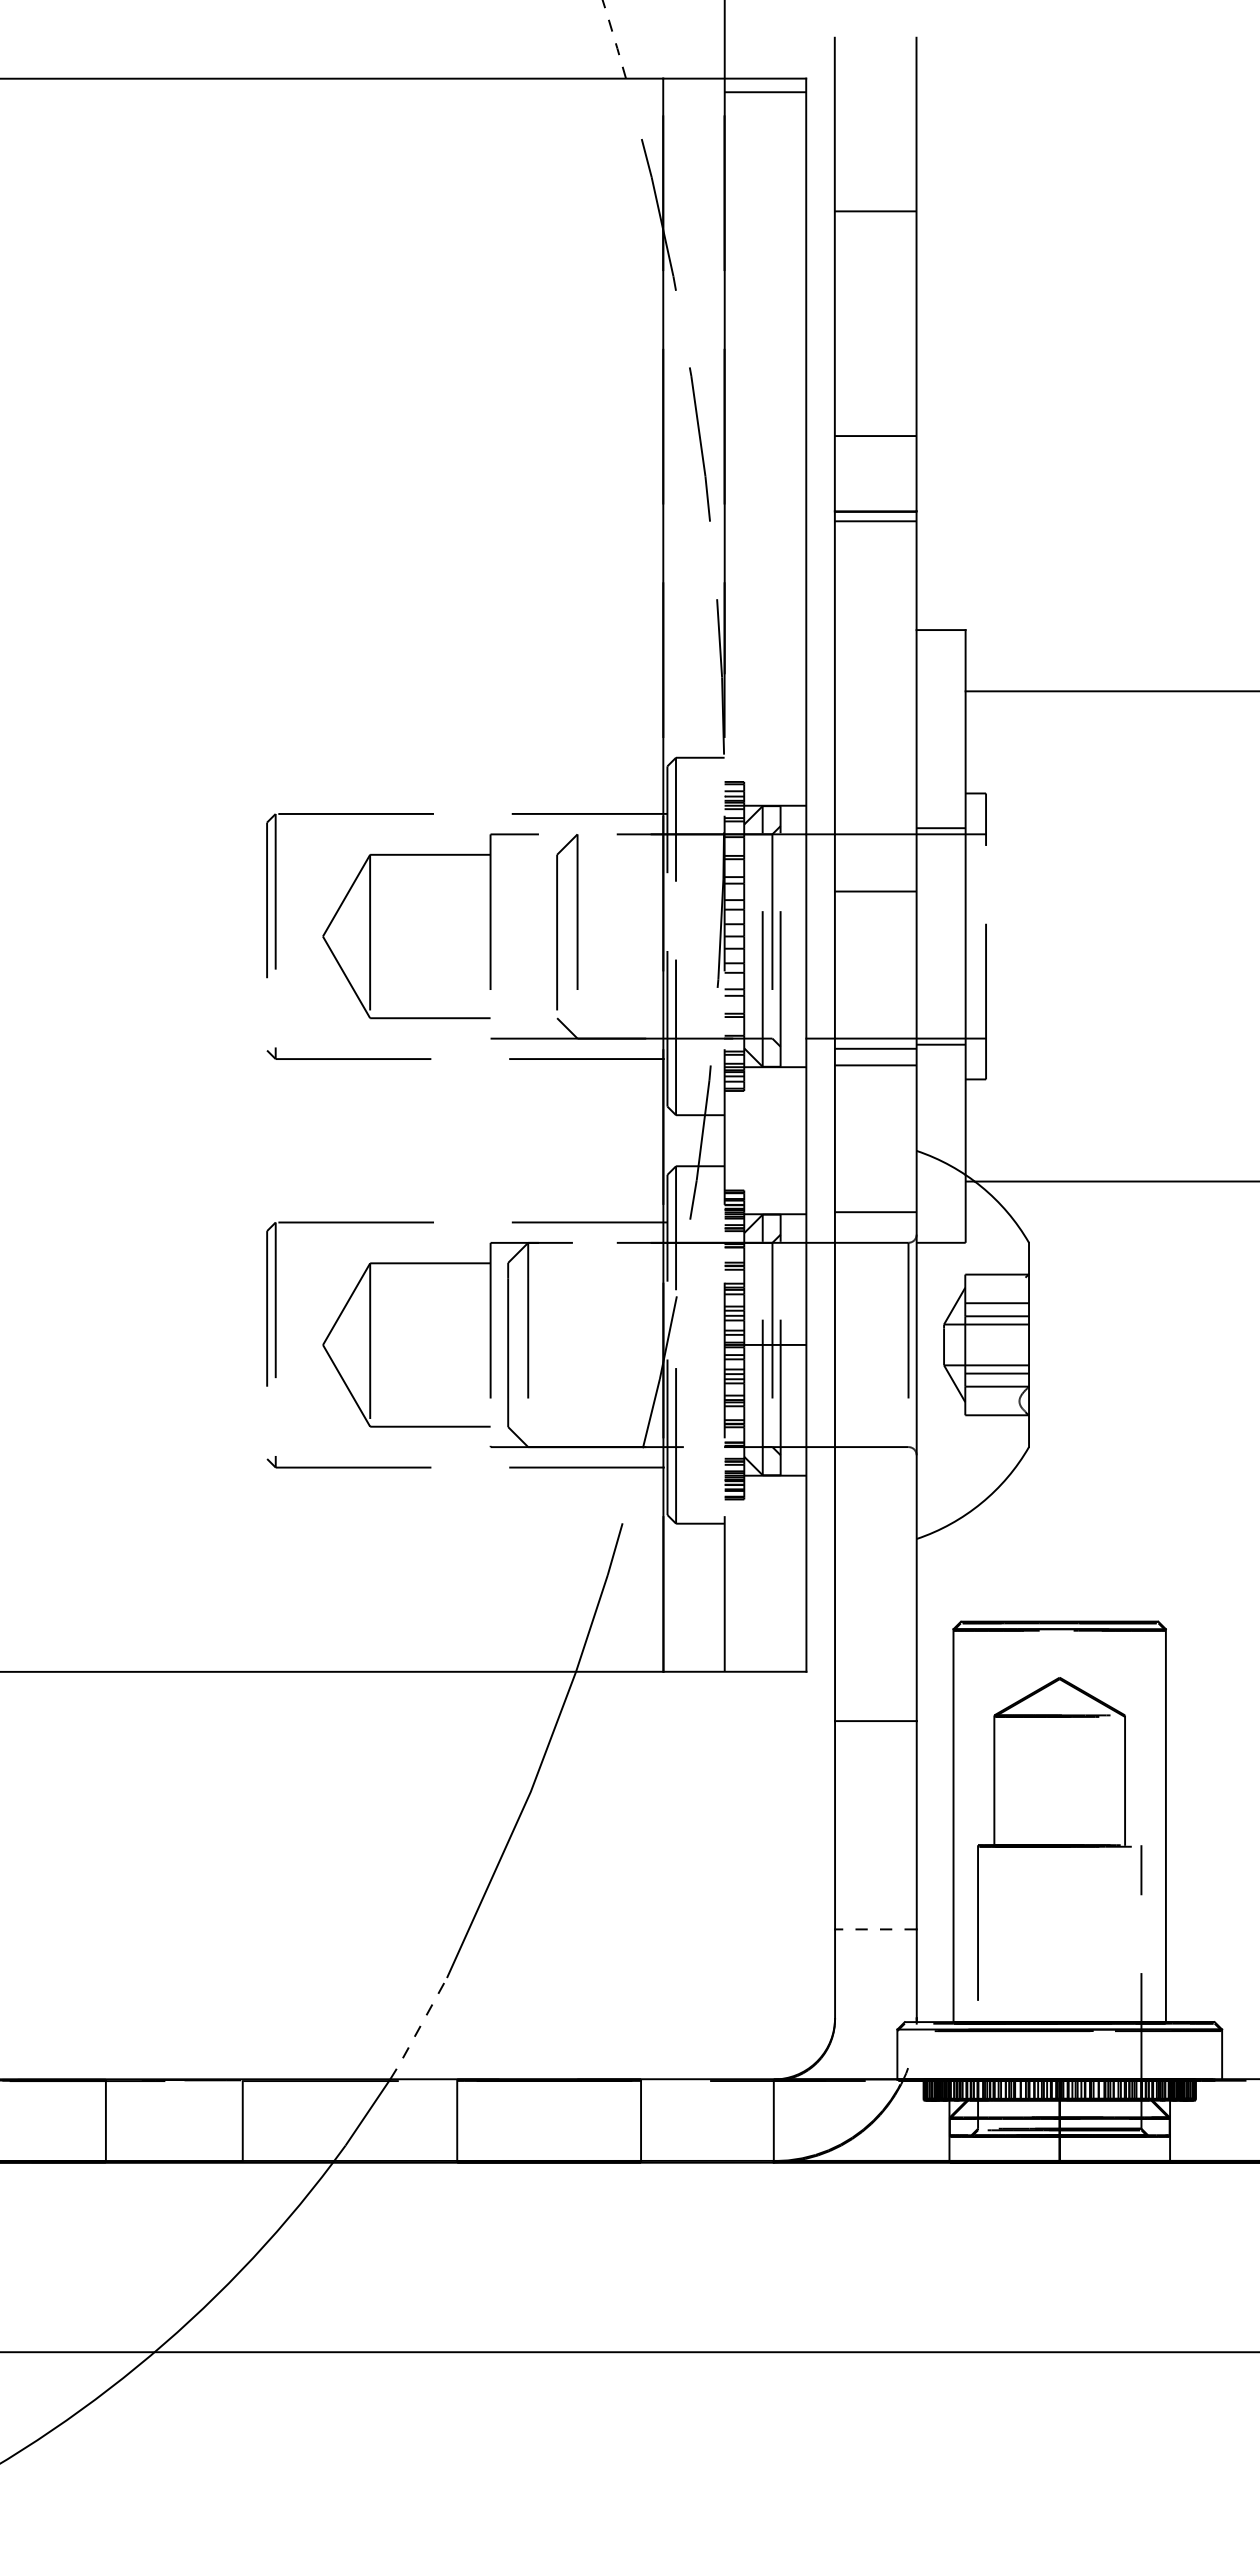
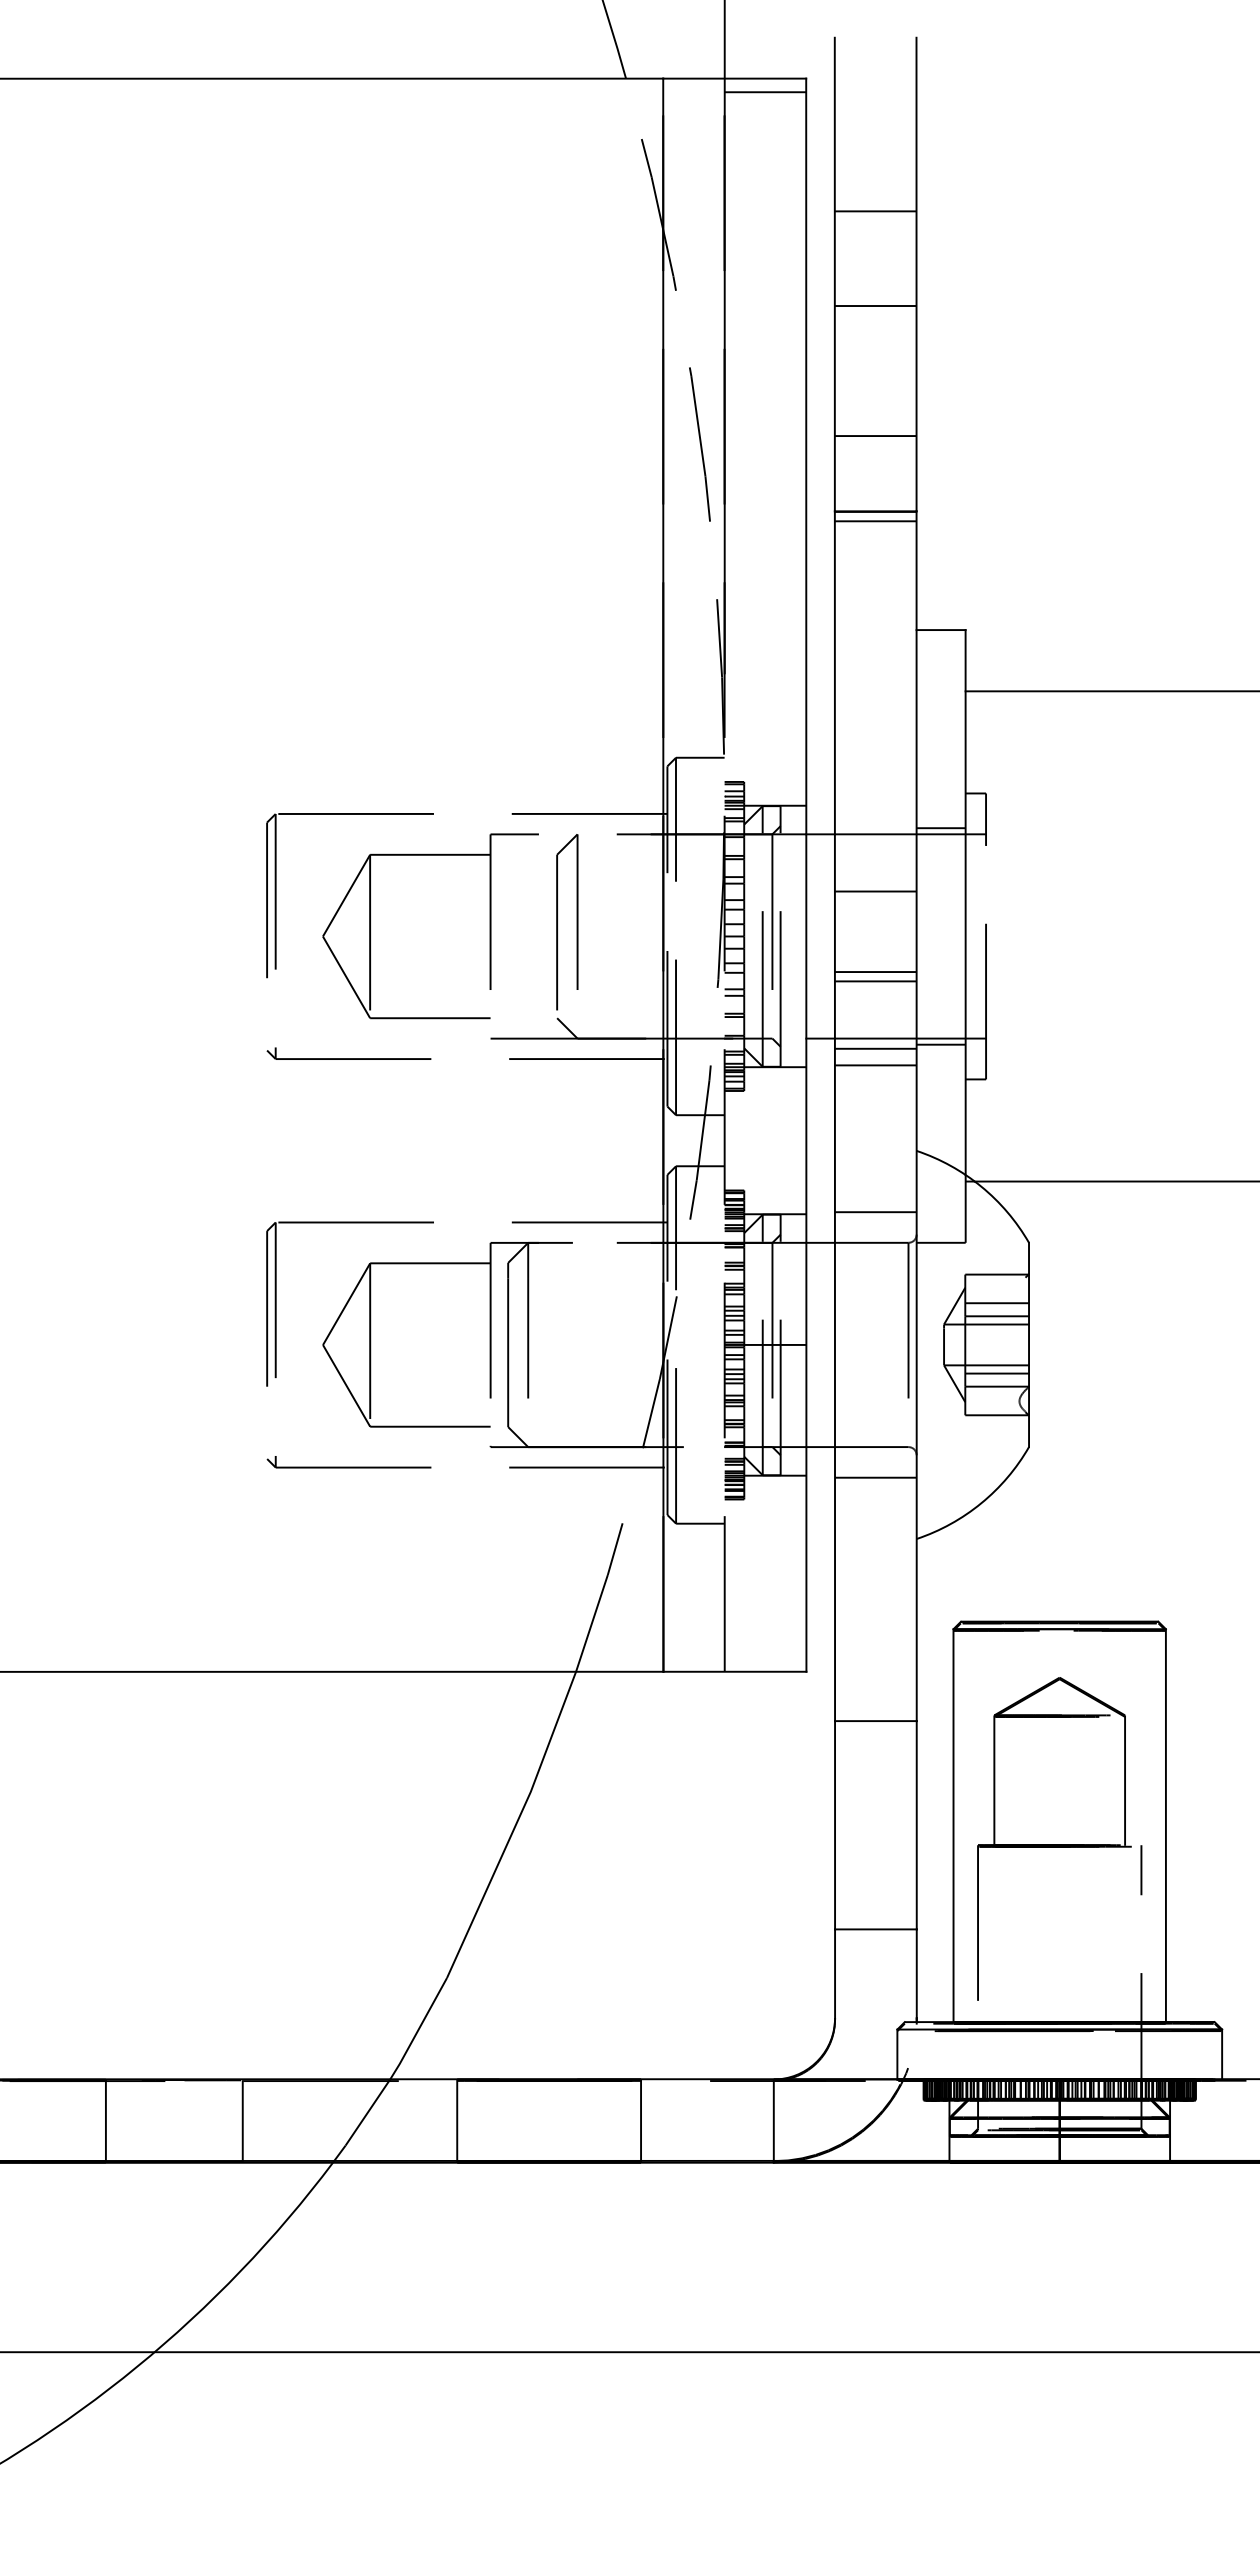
arc: dashed -> solid (614, 39)
line: none -> present (875, 306)
line: none -> present (875, 972)
line: none -> present (875, 981)
line: none -> present (875, 1477)
line: dashed -> solid (875, 1929)
line: dashed -> solid (418, 2029)
